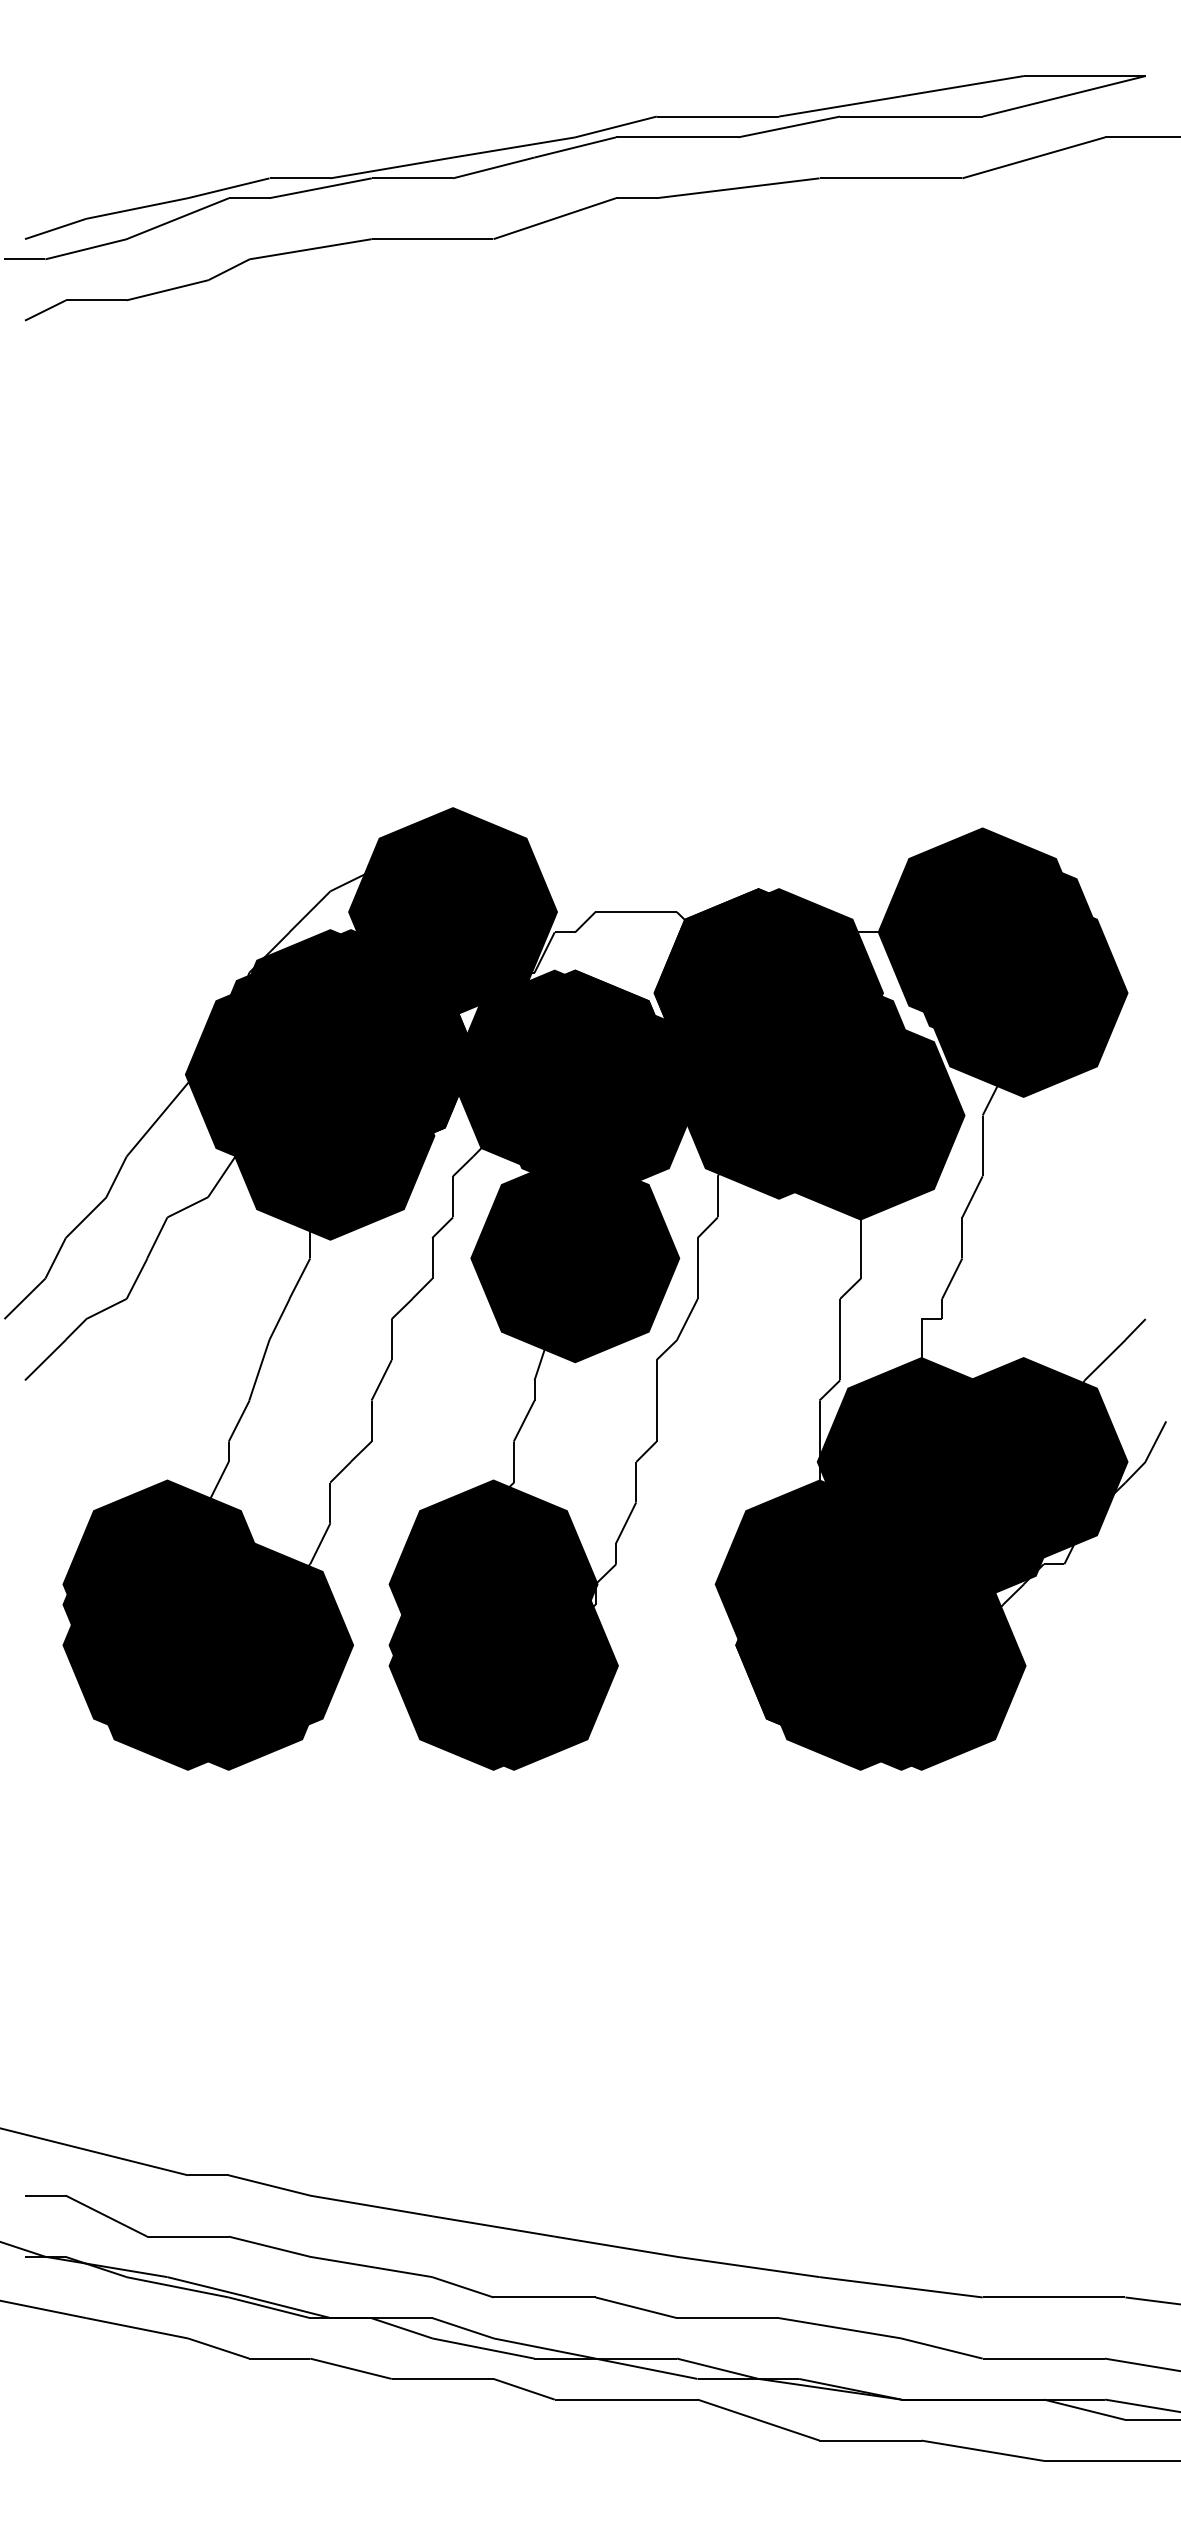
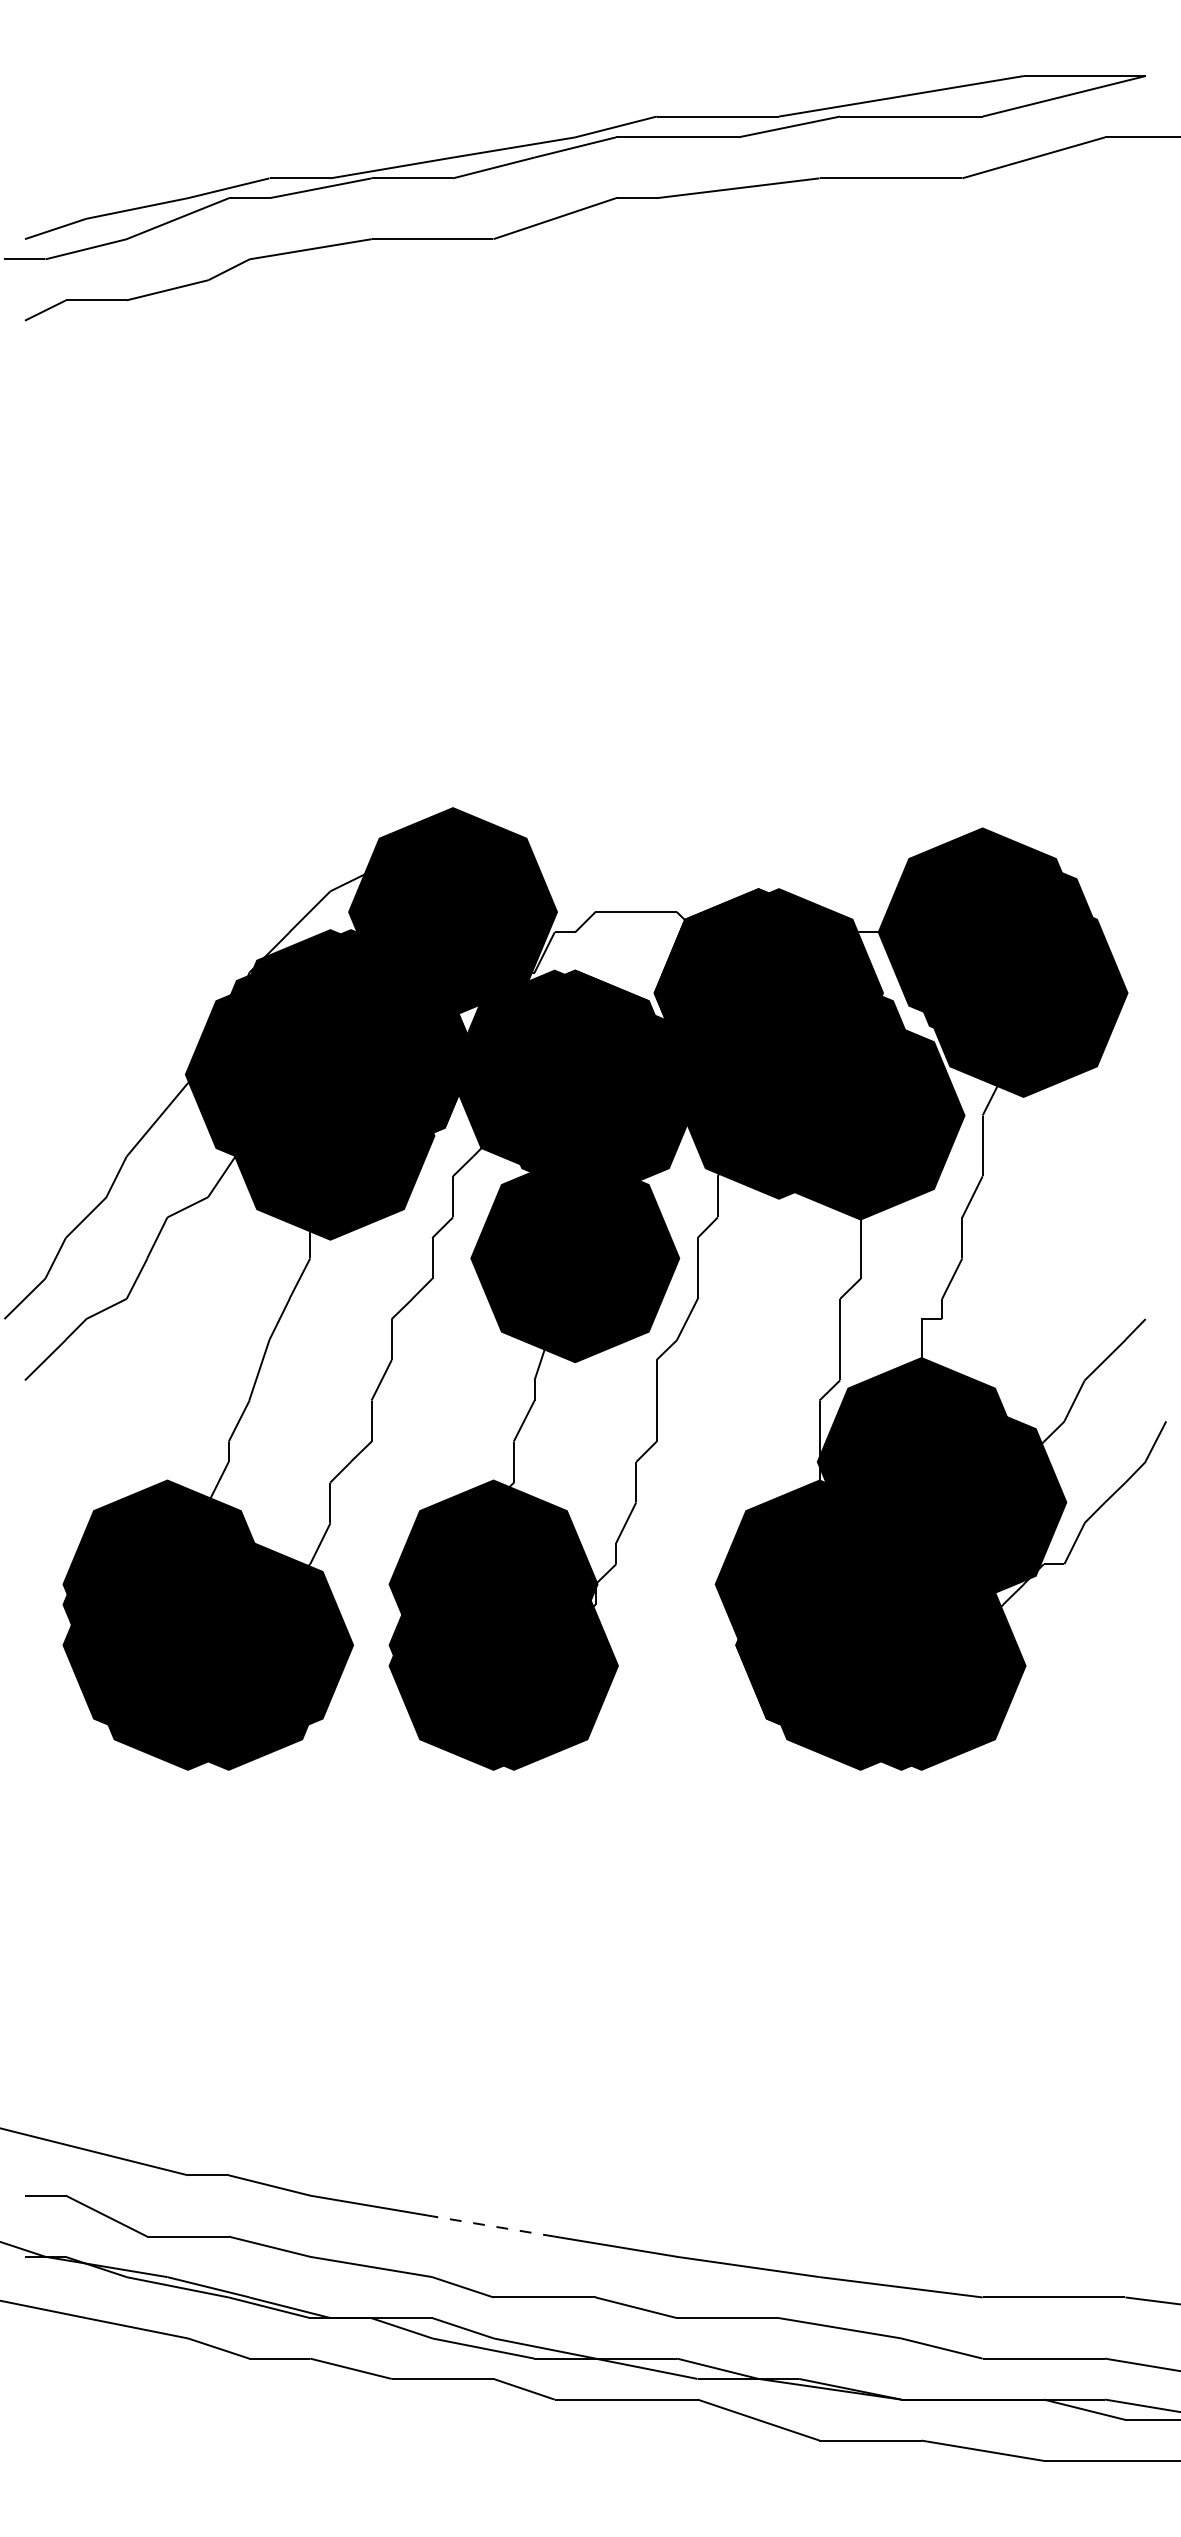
fill: present -> none (1023, 1461)
line: solid -> dashed (493, 2226)
